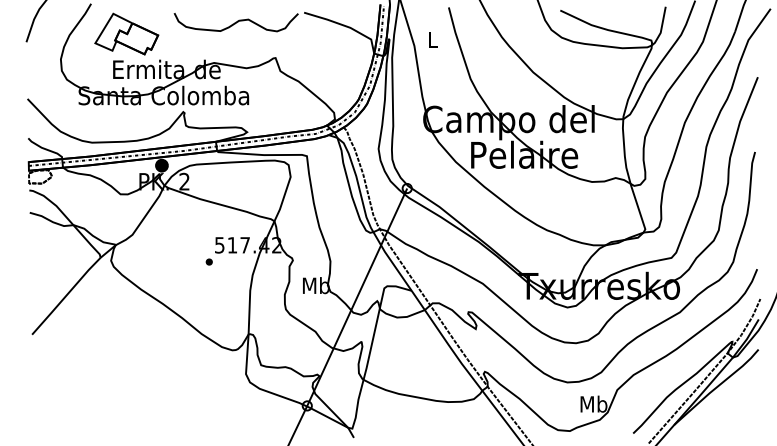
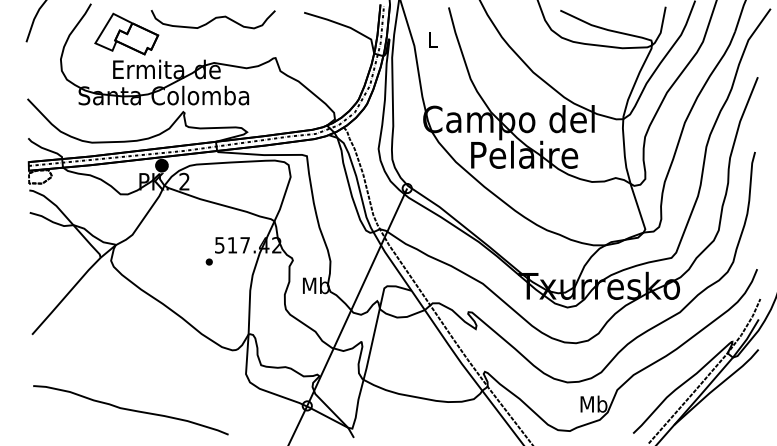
curve position: (235, 22) -> (212, 19) (212, 19)
curve: none -> present (130, 410)
